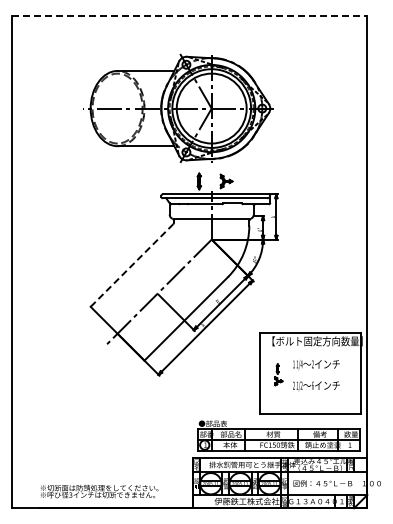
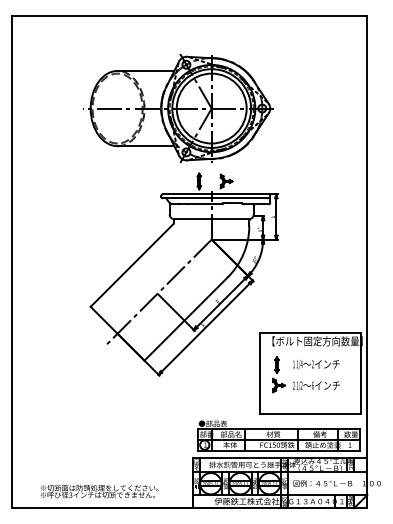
line: dashed -> solid (189, 15)
line: dashed -> solid (132, 265)
part size: 10x24 px -> 14x38 px (278, 374)
